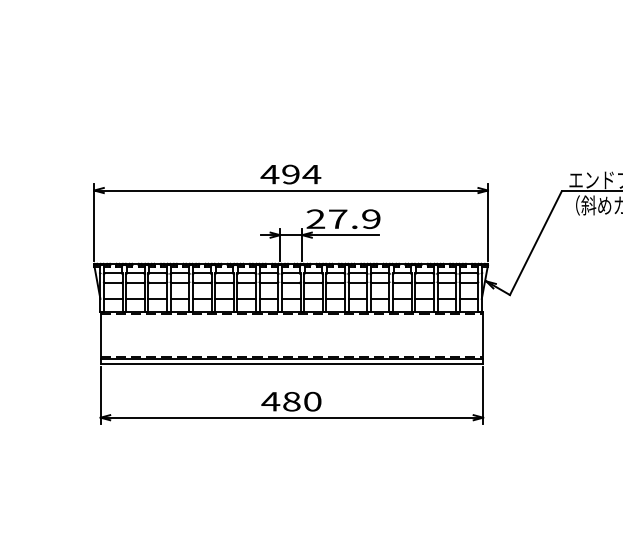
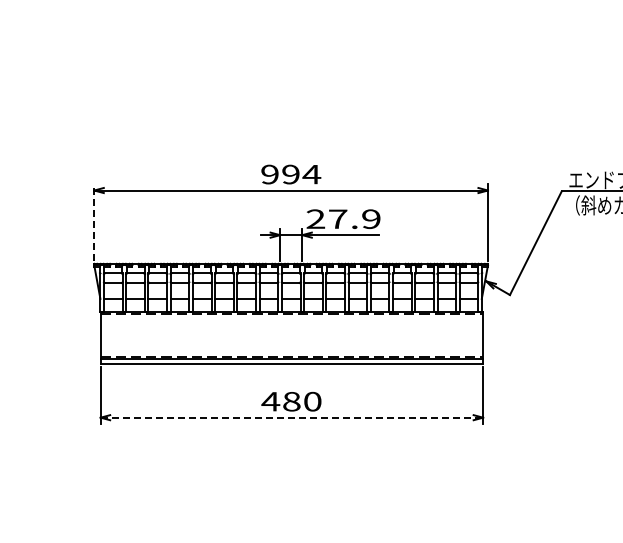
text: 494 -> 994 (269, 174)
line: solid -> dashed (94, 221)
line: solid -> dashed (292, 417)
